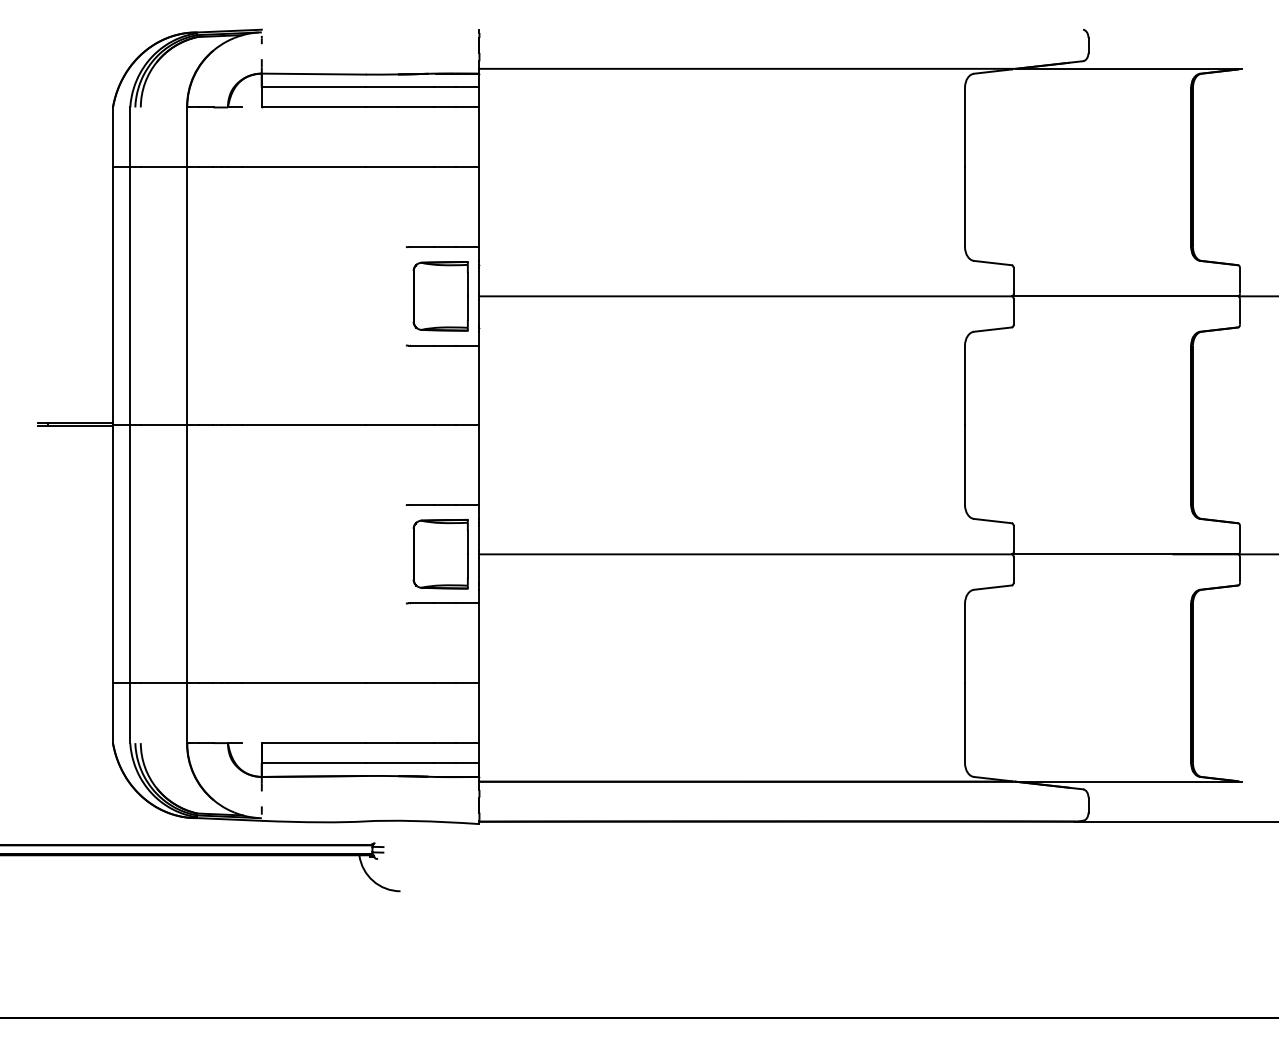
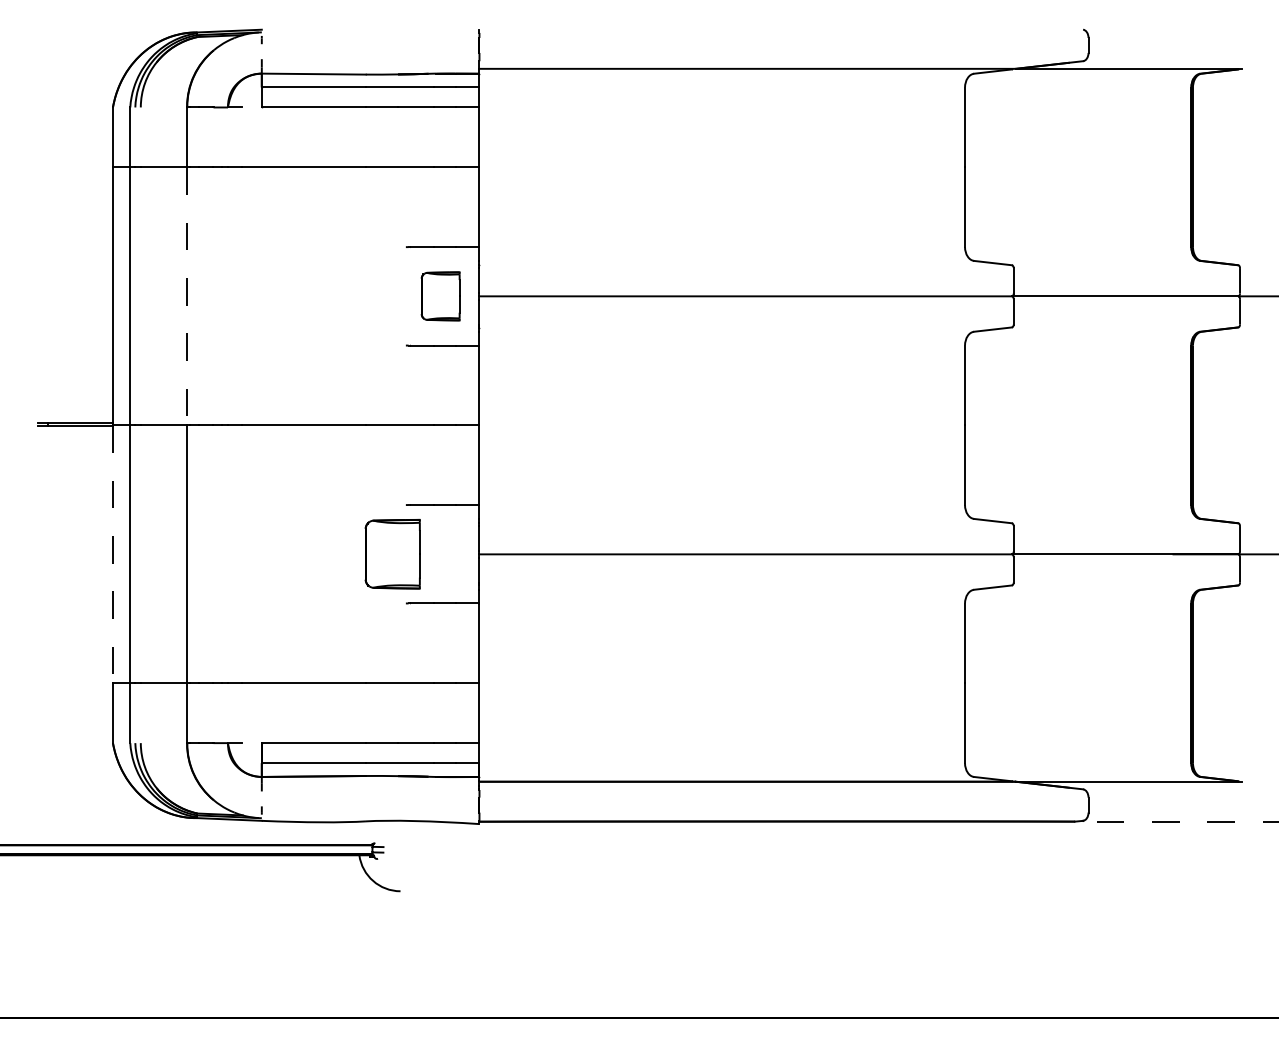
line: solid -> dashed (187, 296)
part size: 57x71 px -> 41x51 px (440, 296)
part position: (440, 553) -> (392, 553) (392, 553)
line: solid -> dashed (112, 554)
line: solid -> dashed (1176, 821)
